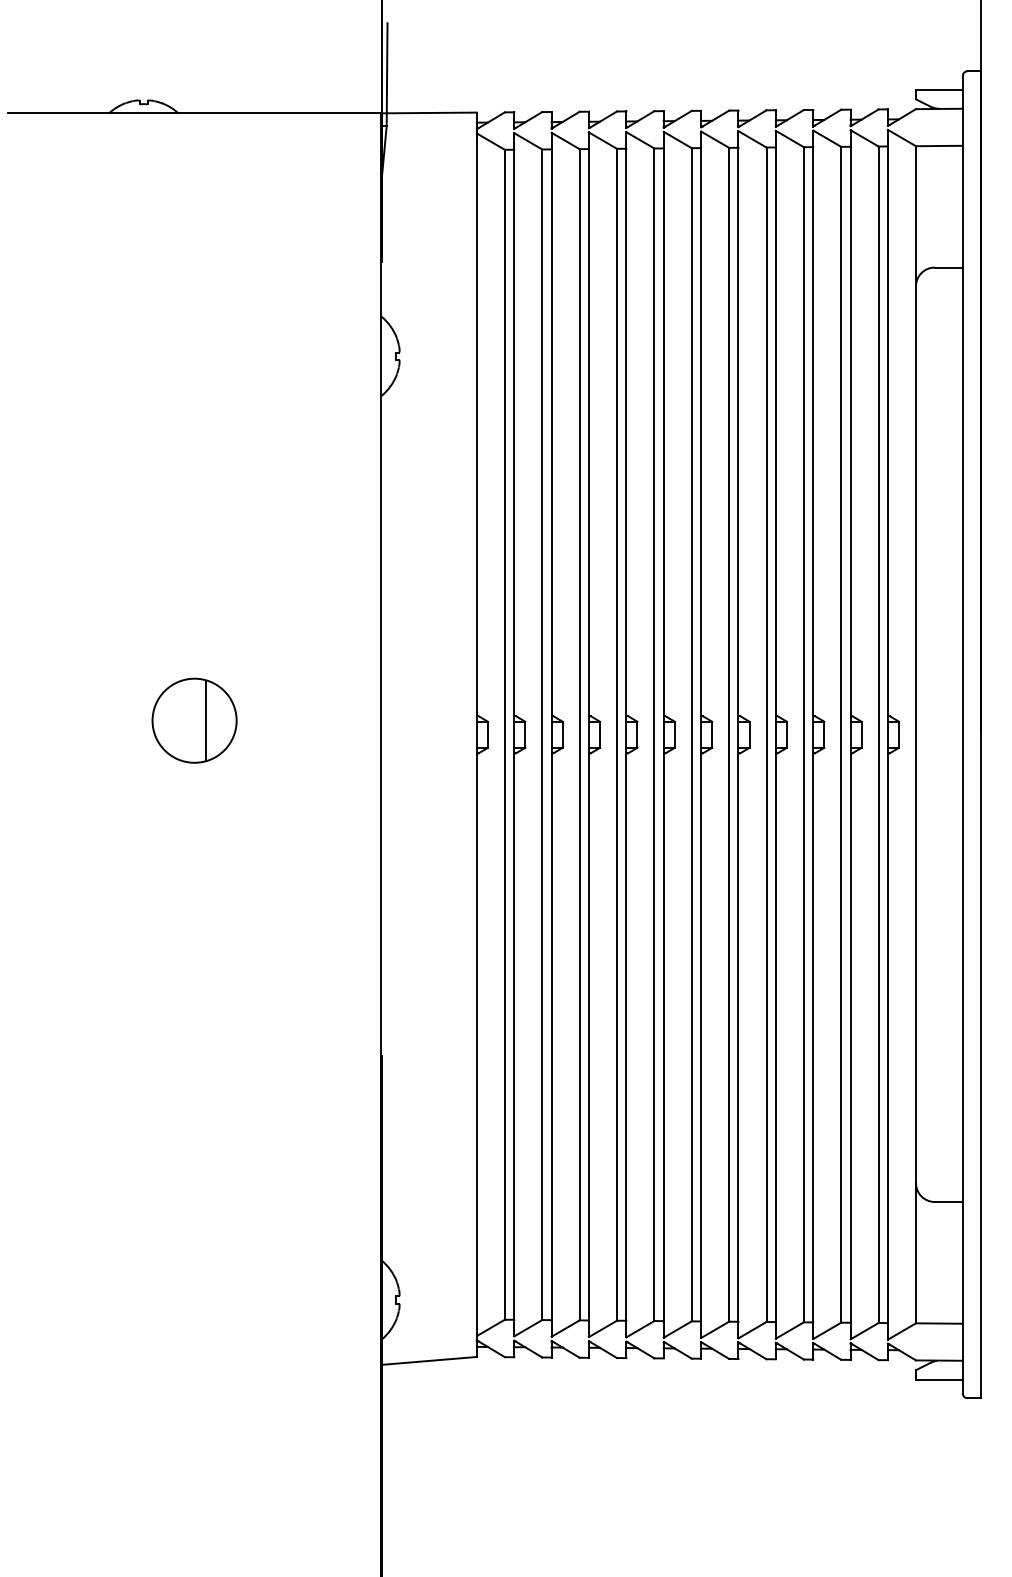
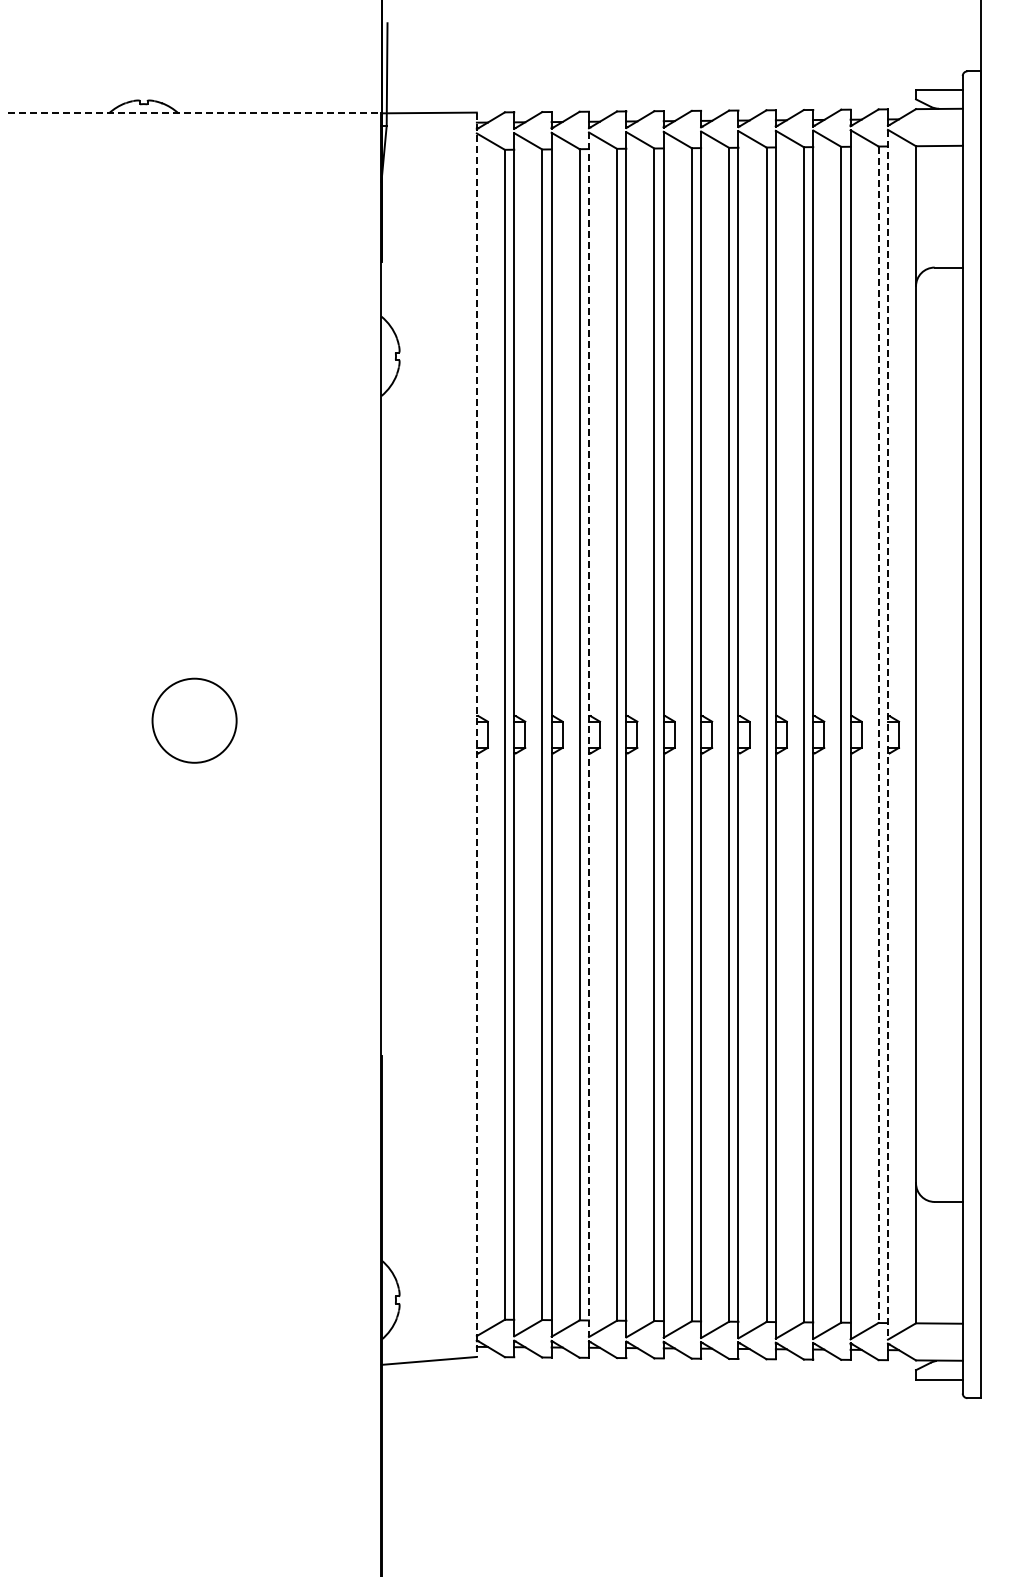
line: solid -> dashed (194, 113)
line: present -> none (206, 720)
line: solid -> dashed (887, 734)
line: solid -> dashed (476, 735)
line: solid -> dashed (588, 735)
line: solid -> dashed (878, 735)
